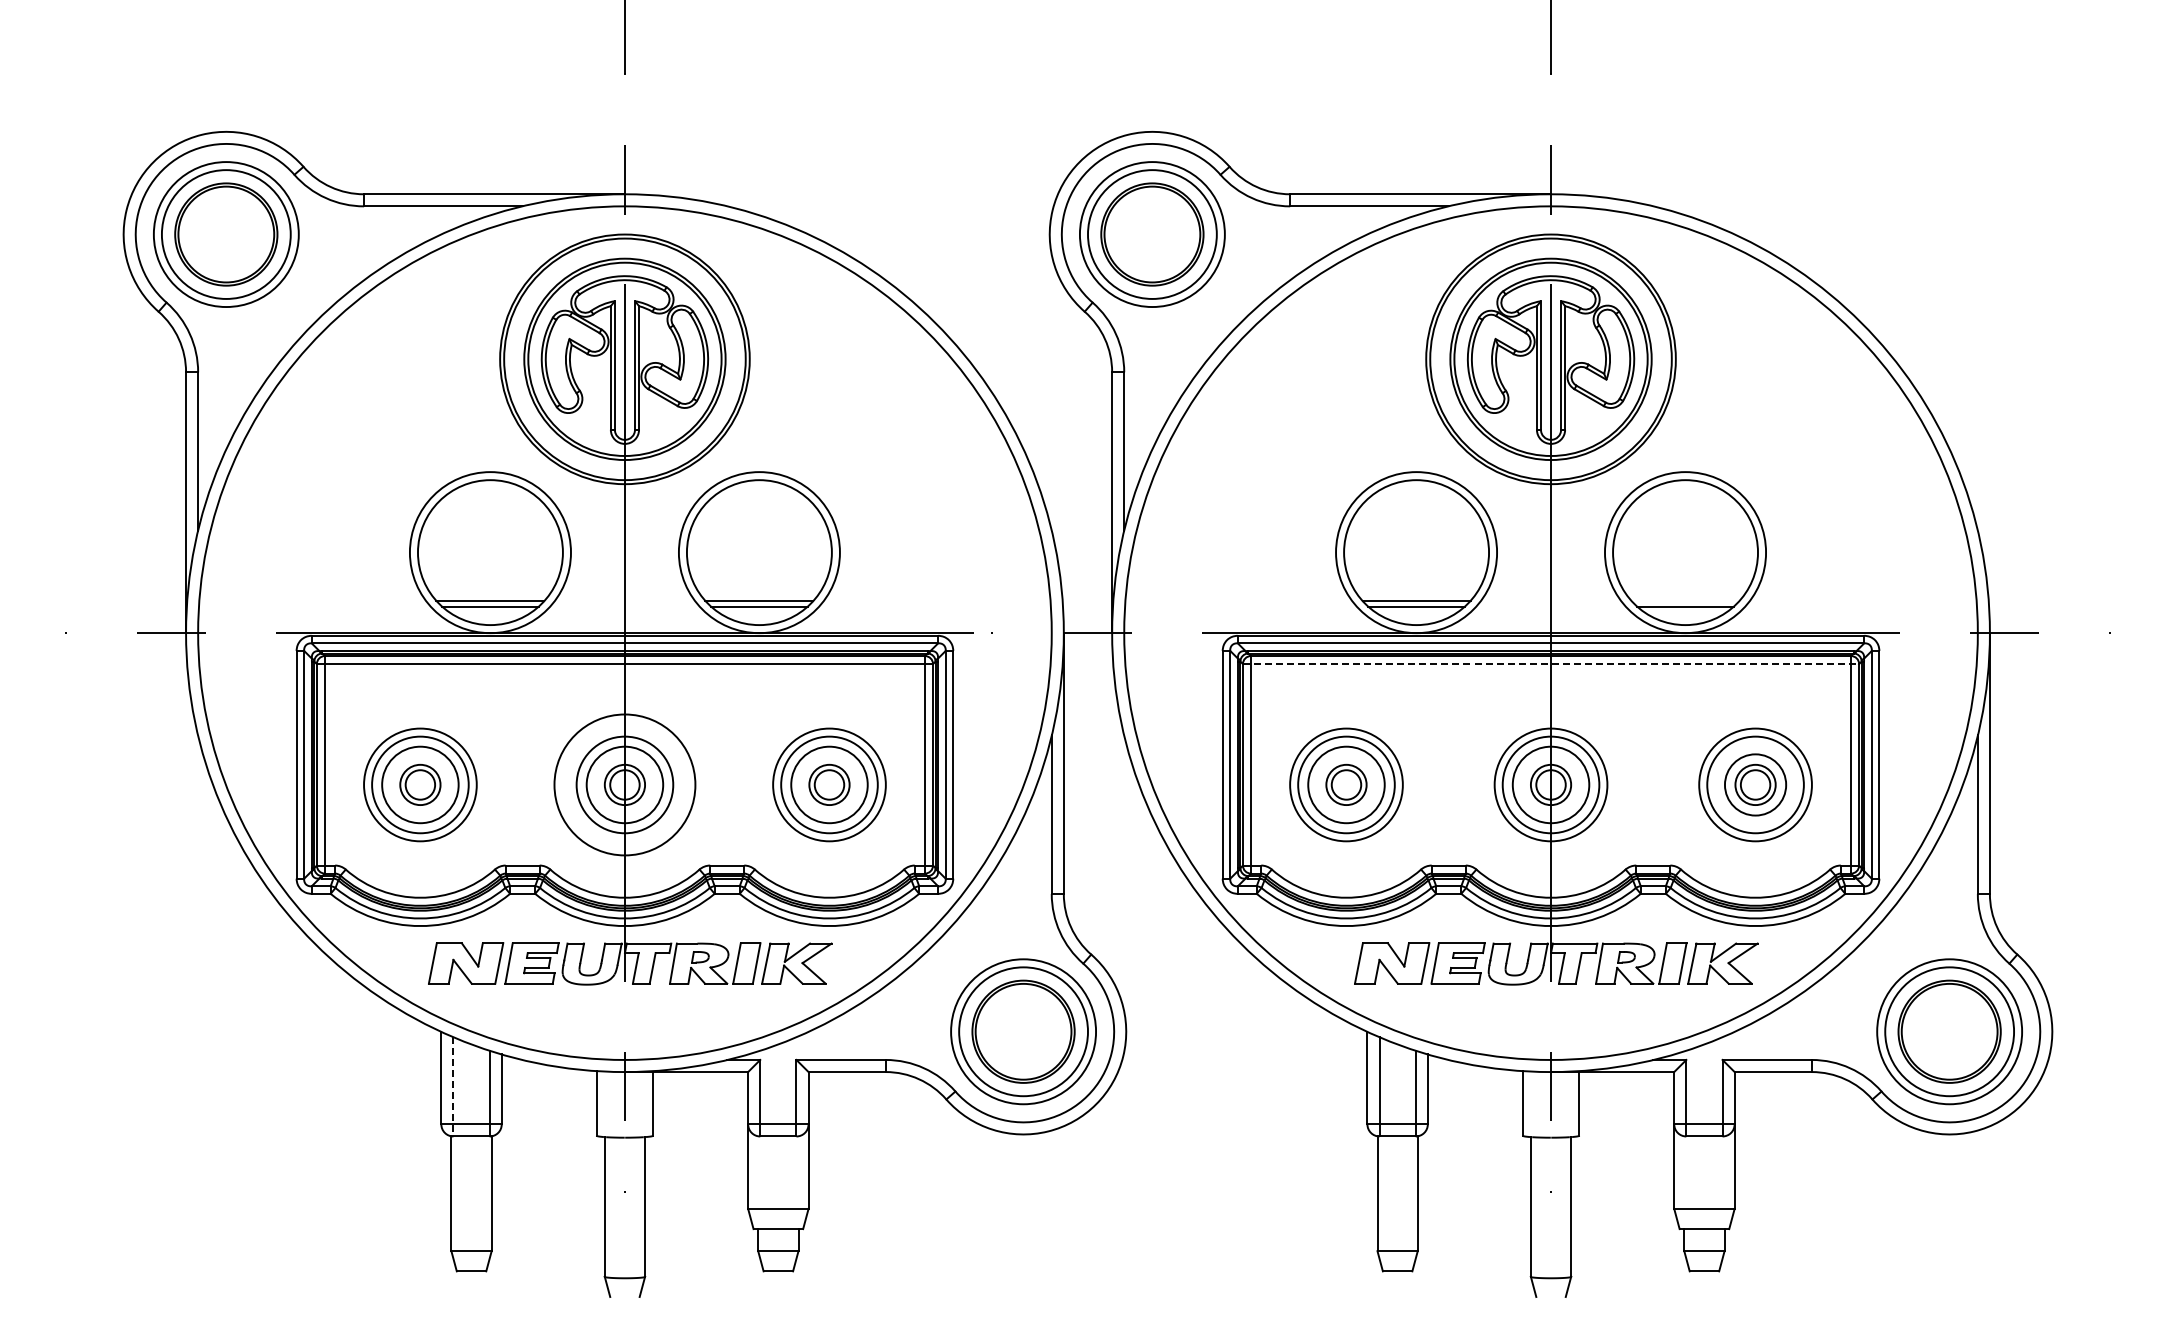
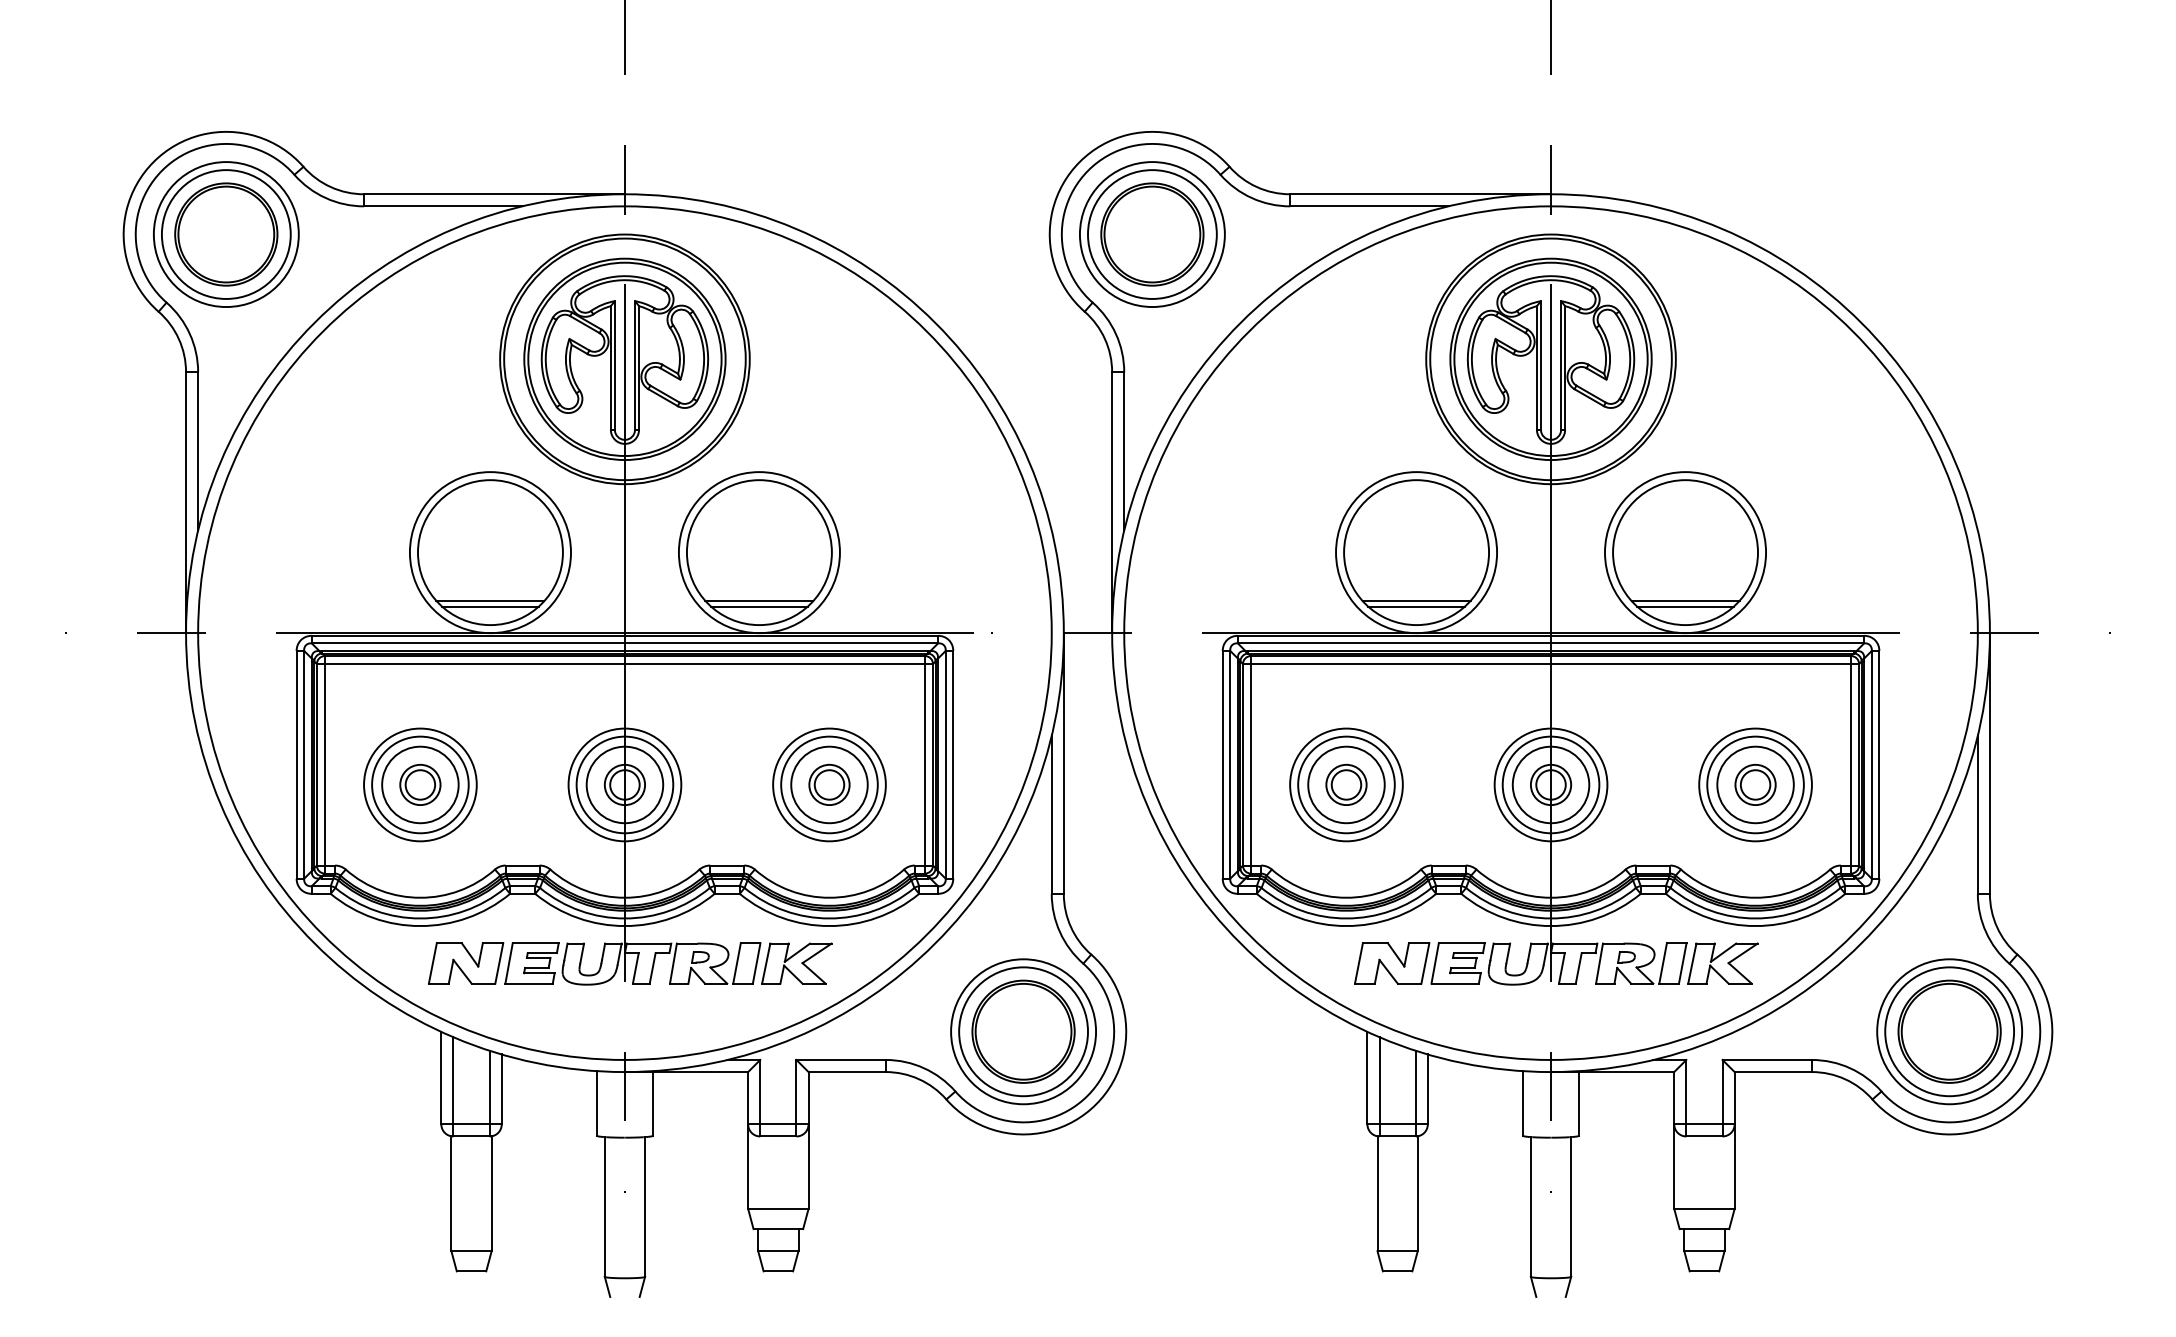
line: none -> present (1685, 600)
line: dashed -> solid (1551, 664)
circle diameter: 141 px -> 113 px (624, 784)
circle diameter: 61 px -> 77 px (1755, 784)
line: dashed -> solid (453, 1086)
